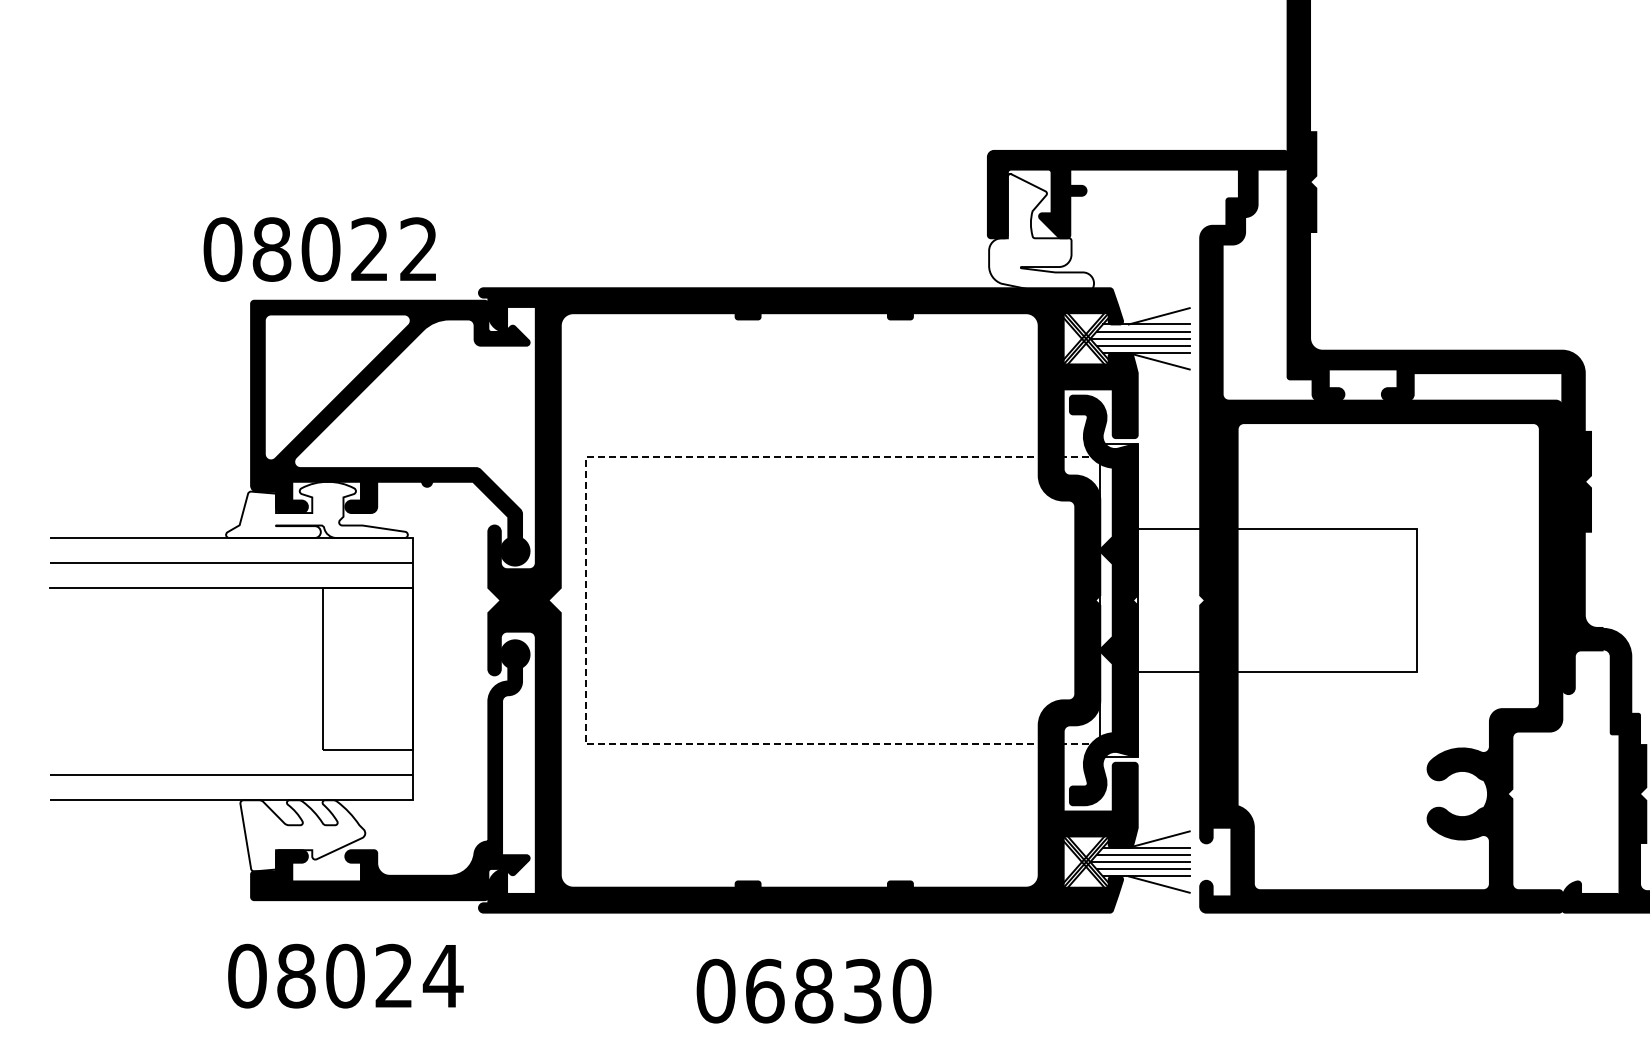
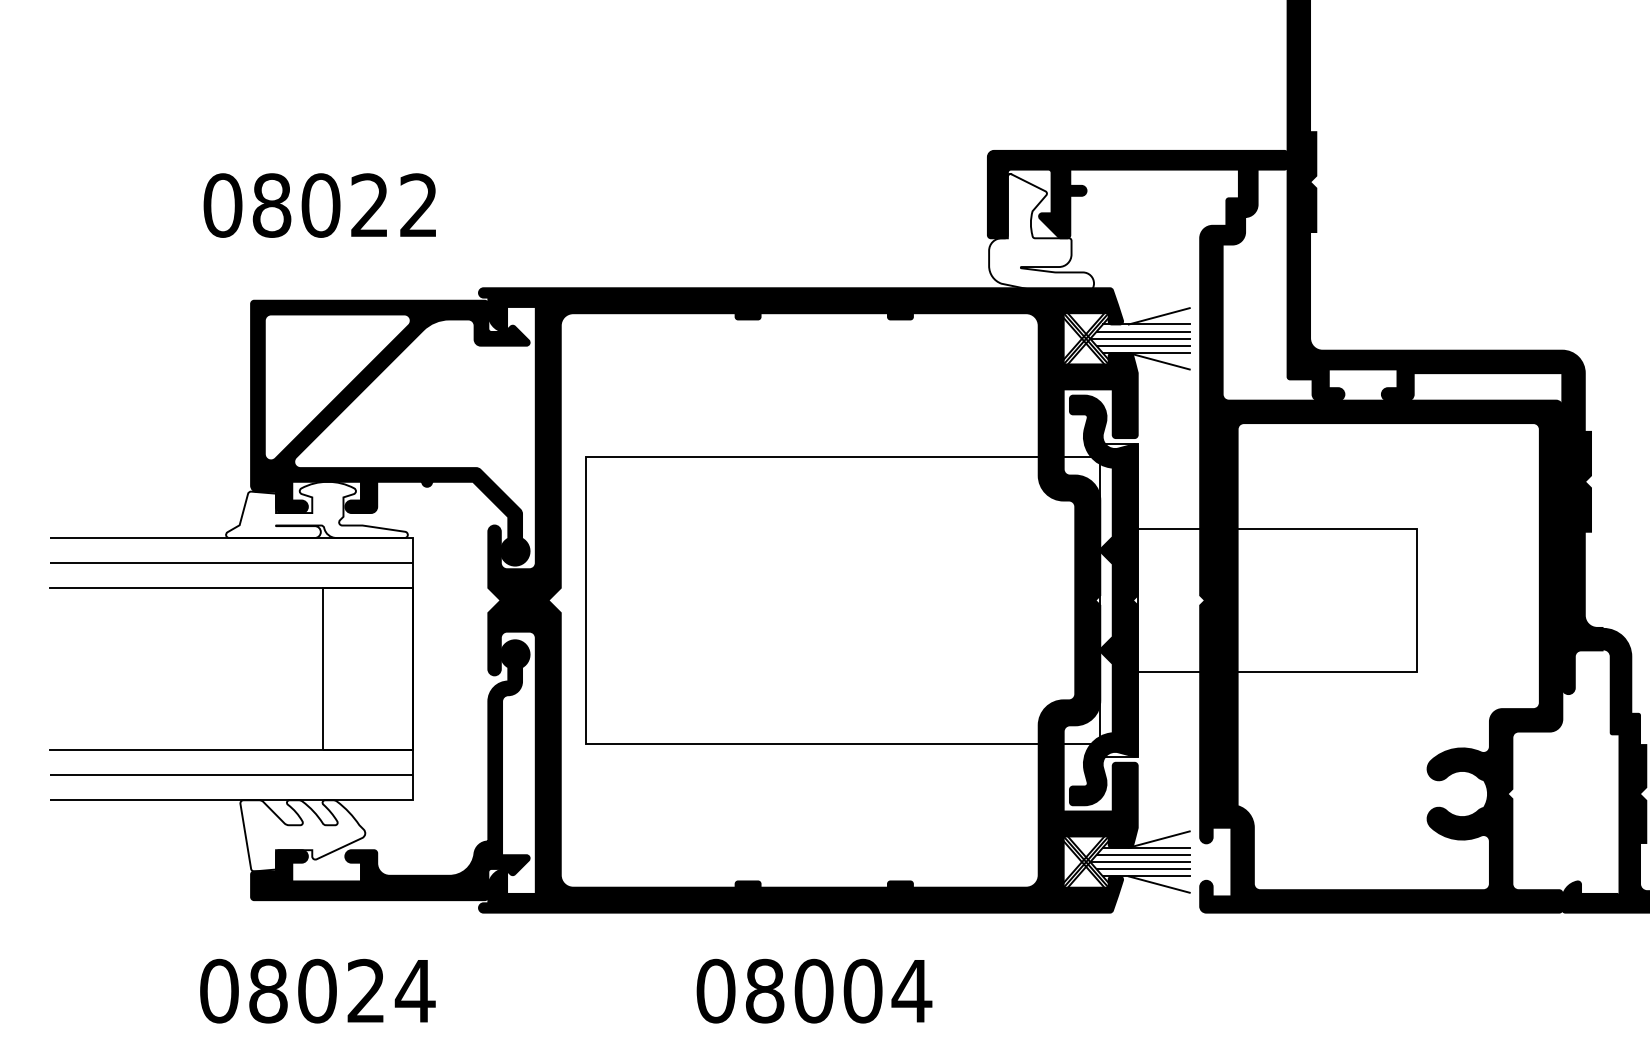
text position: (319, 249) -> (319, 205) (319, 205)
line: dashed -> solid (585, 600)
line: none -> present (231, 750)
text position: (345, 975) -> (317, 990) (317, 990)
text: 06830 -> 08004 (838, 990)
